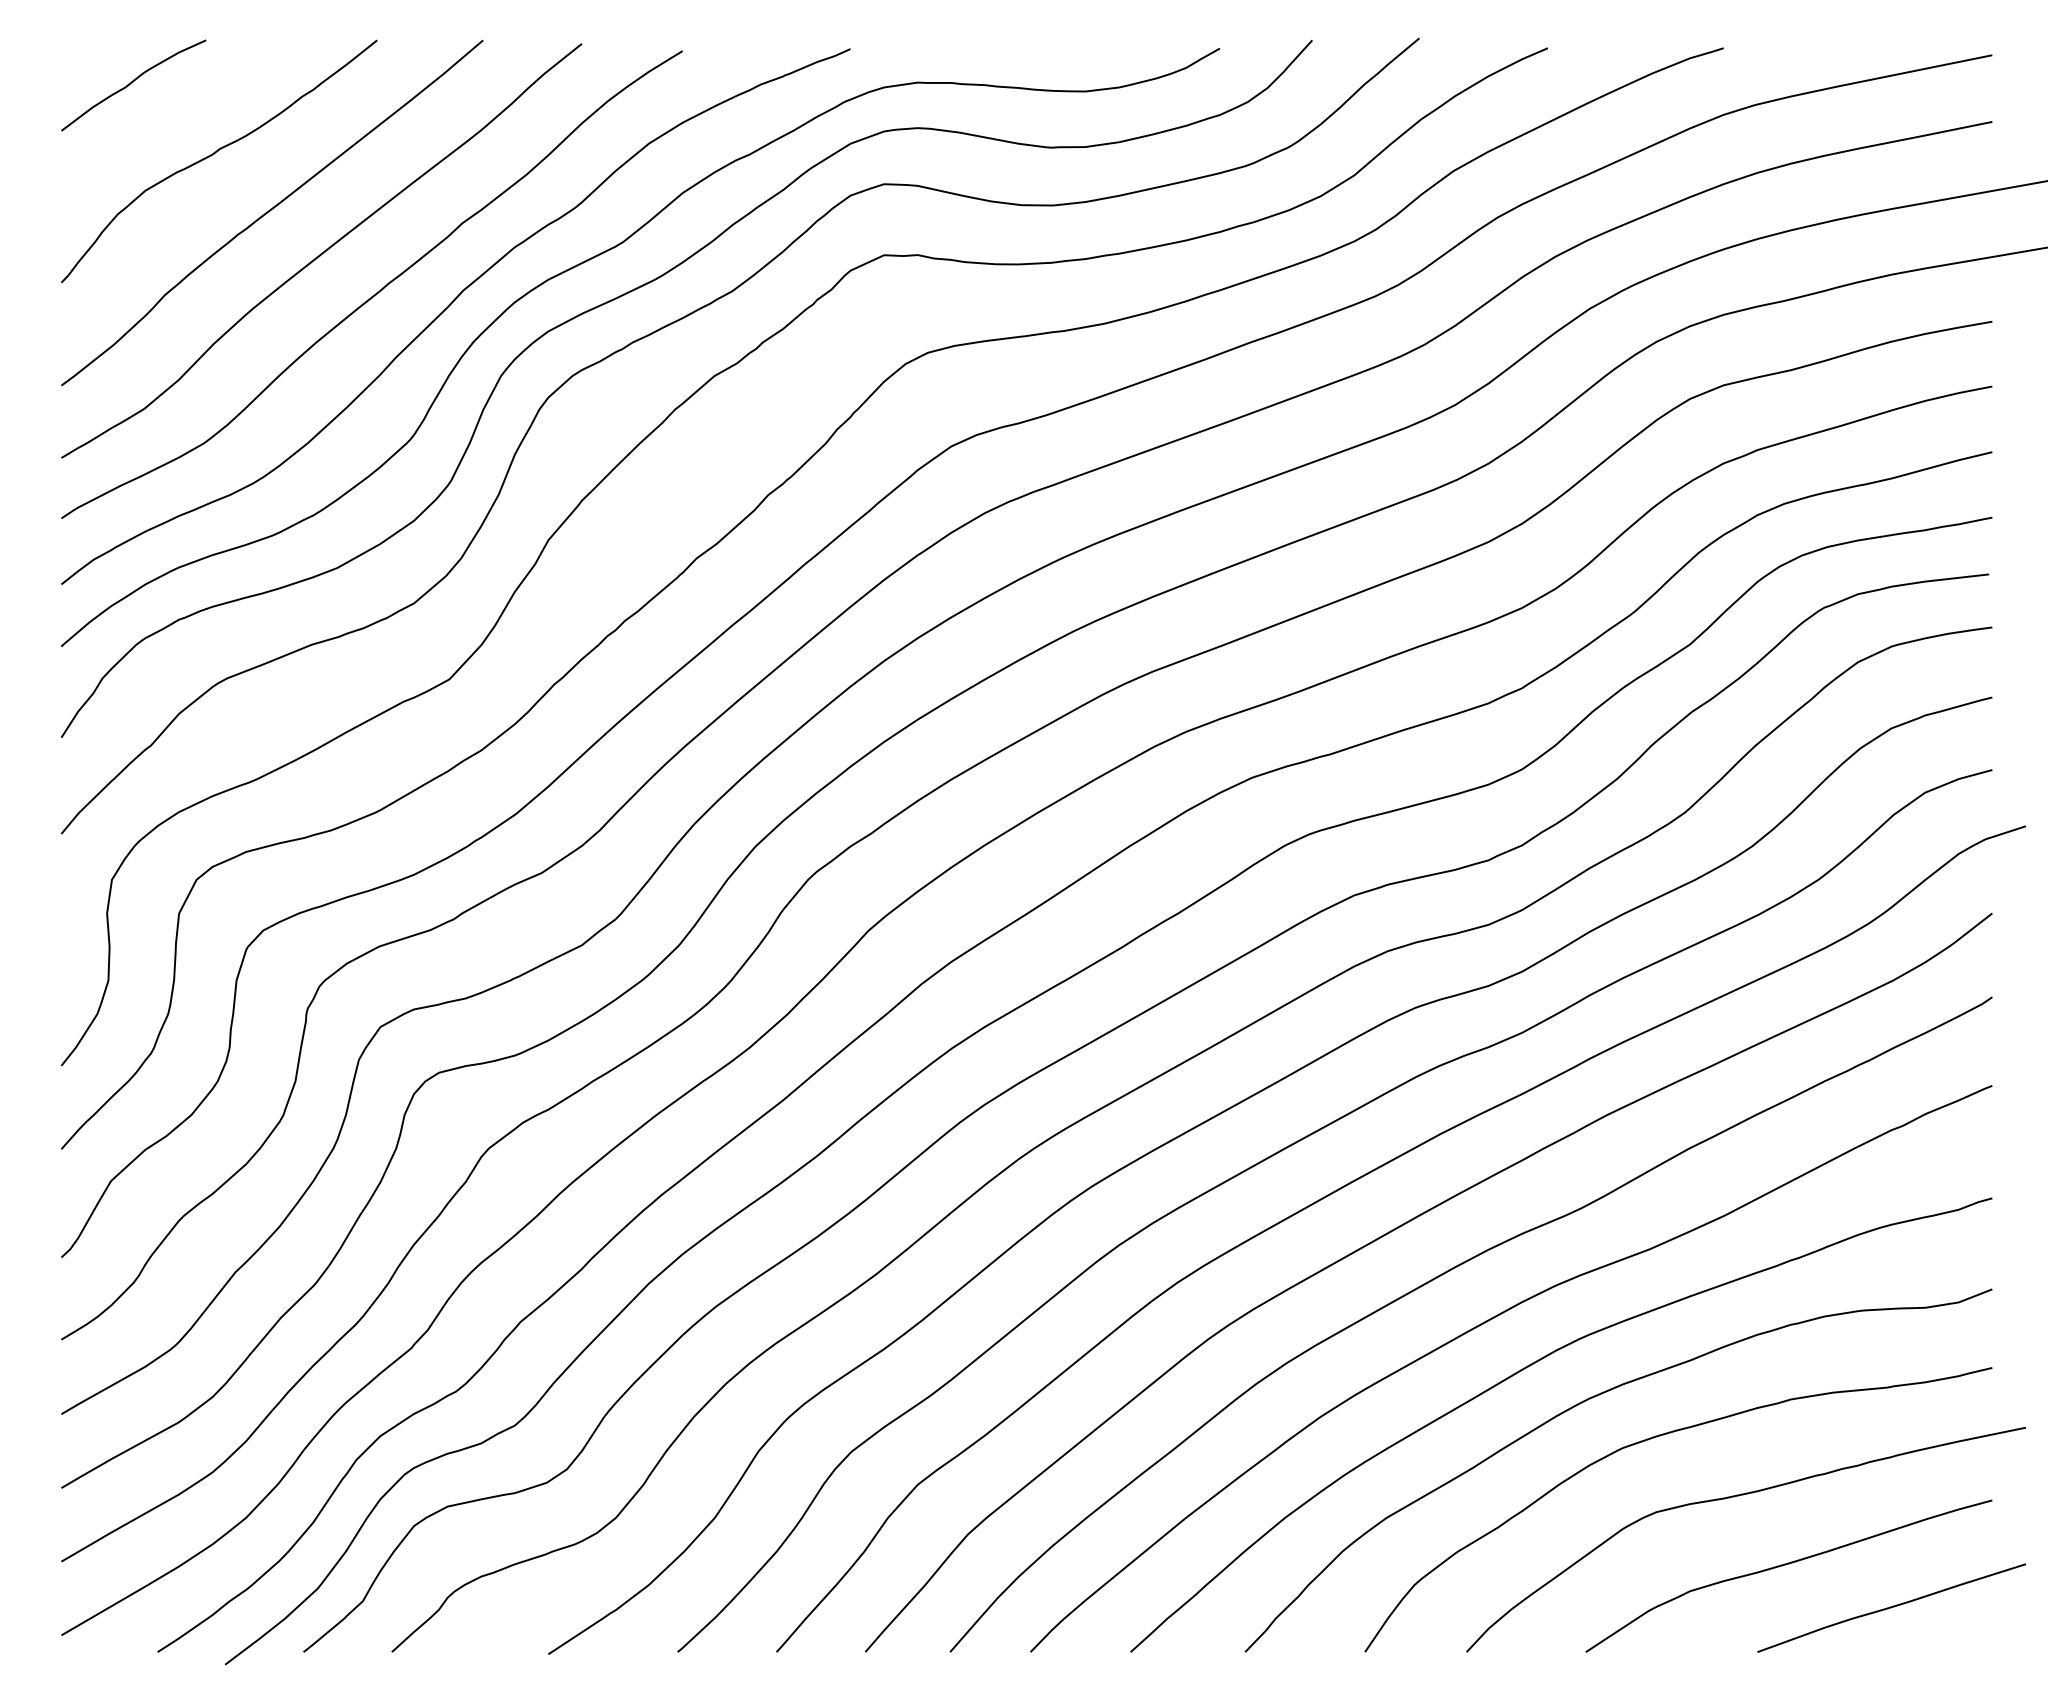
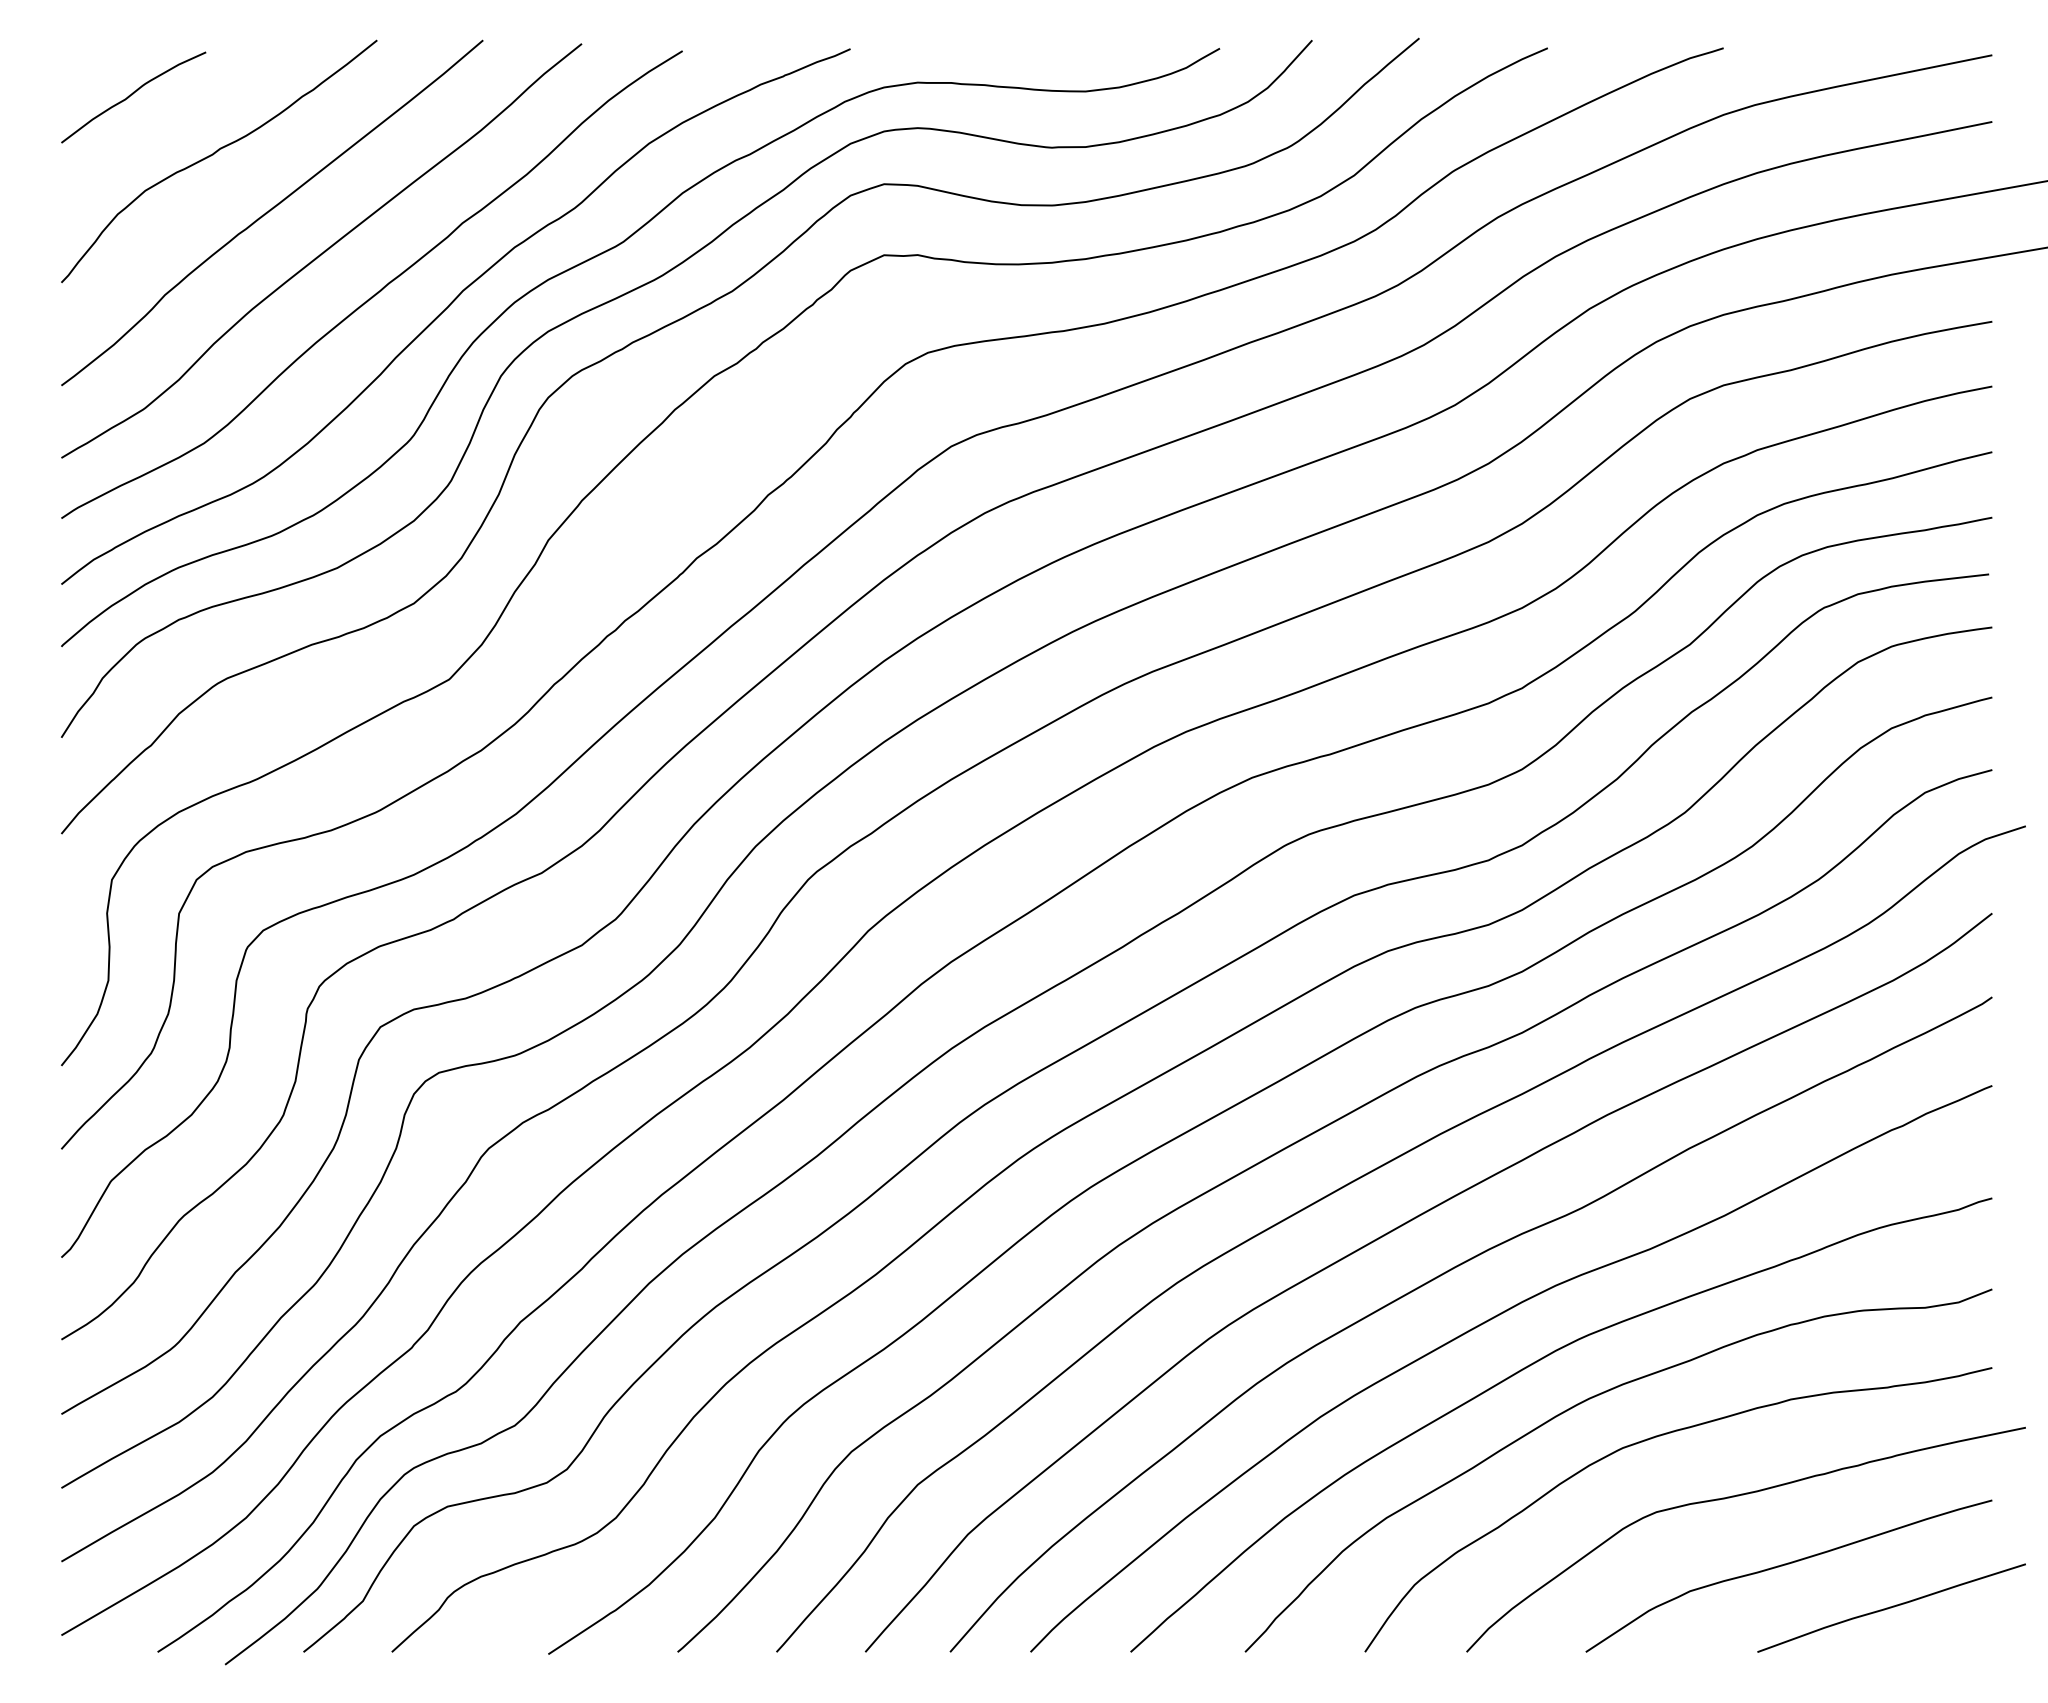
curve position: (132, 83) -> (132, 95) (132, 95)
